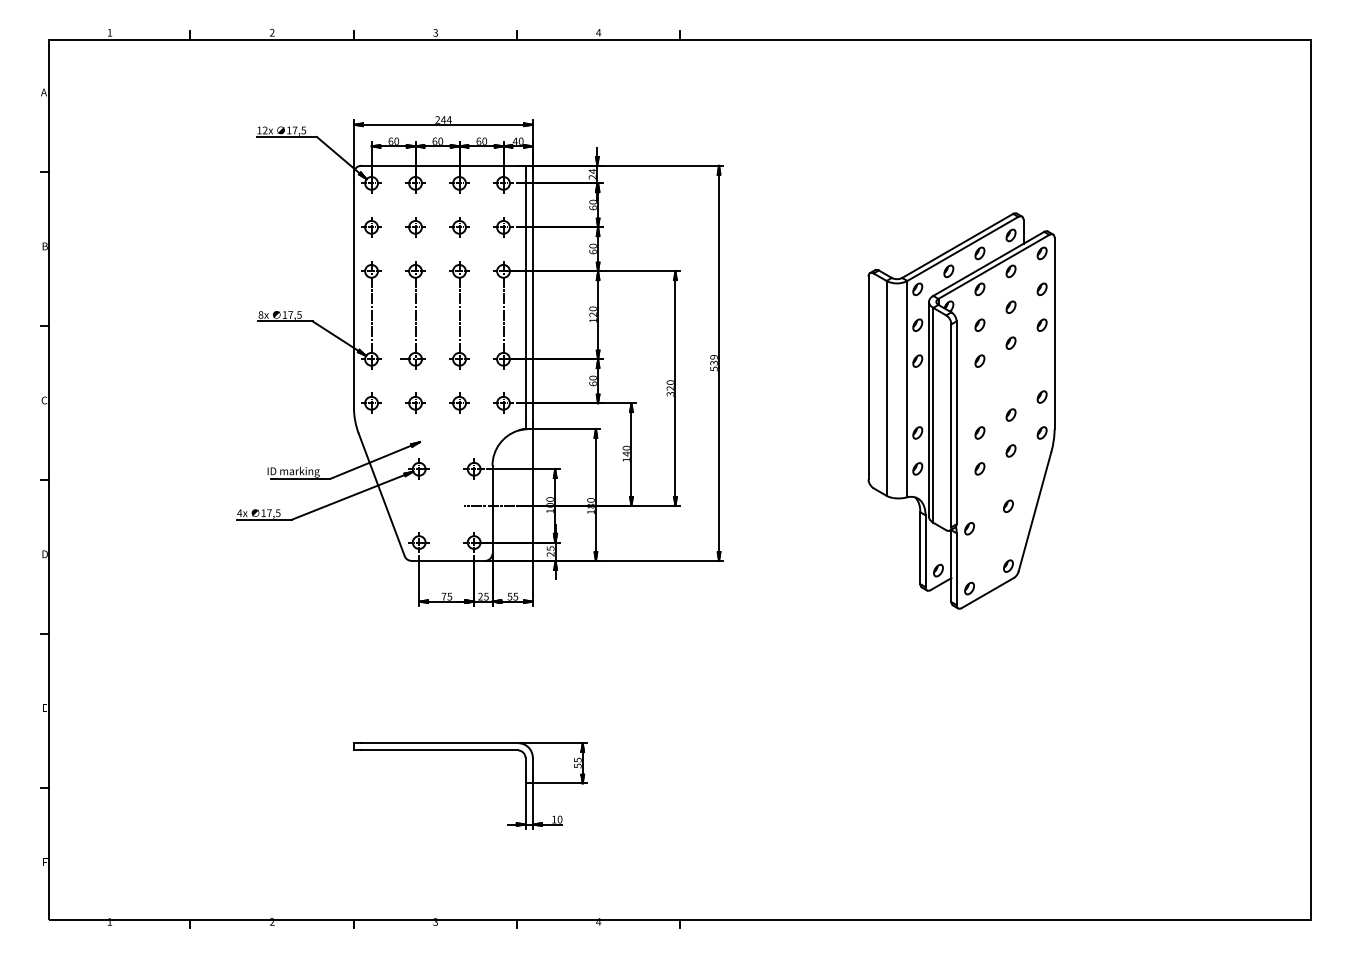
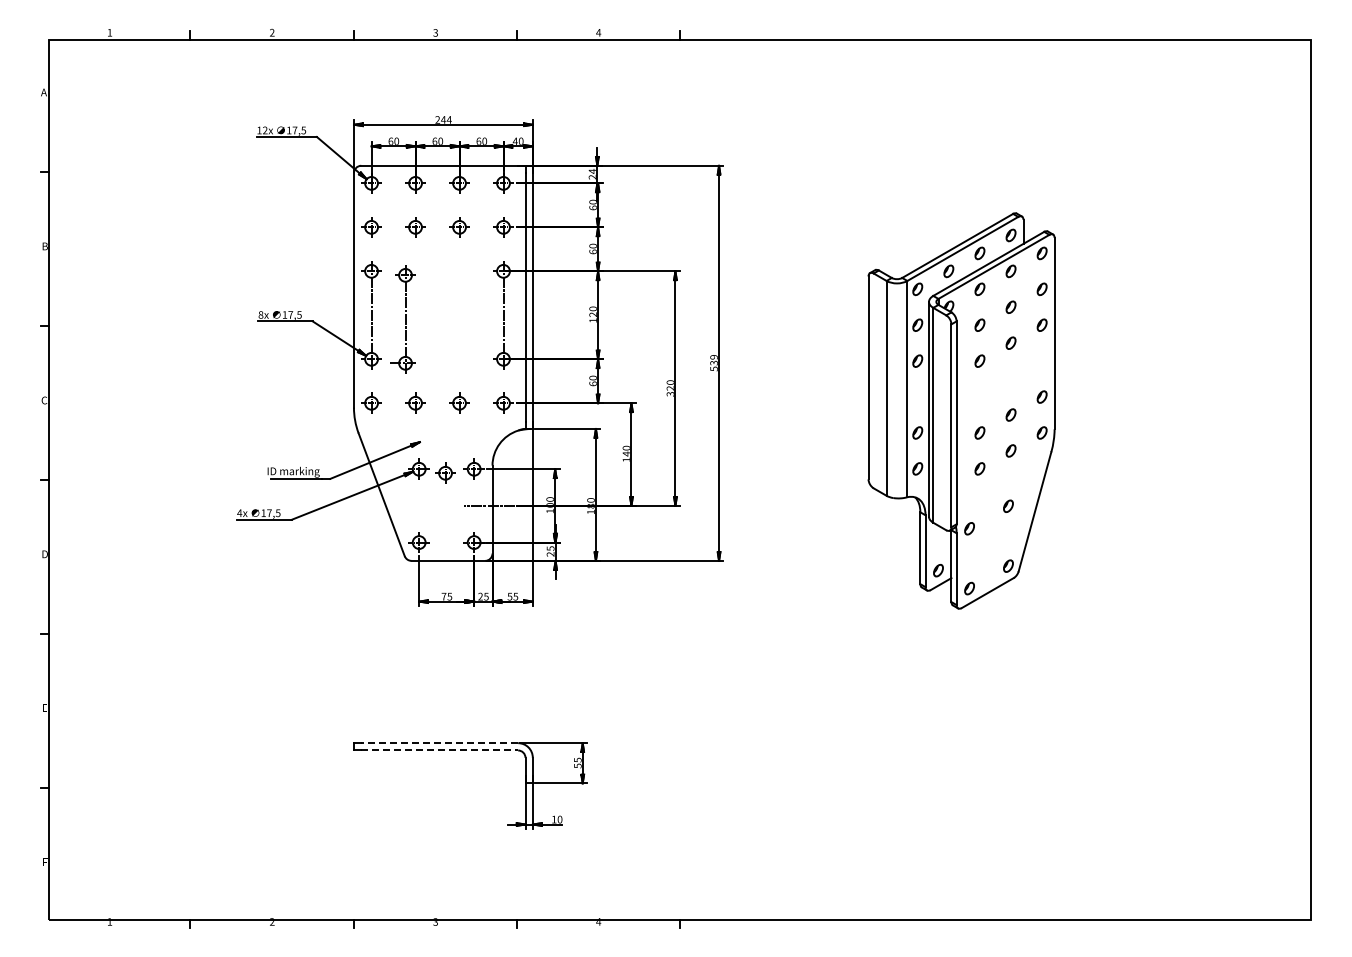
part position: (412, 315) -> (402, 319) (402, 319)
part: present -> none (459, 315)
part: none -> present (445, 472)
line: solid -> dashed (439, 743)
line: solid -> dashed (440, 750)
